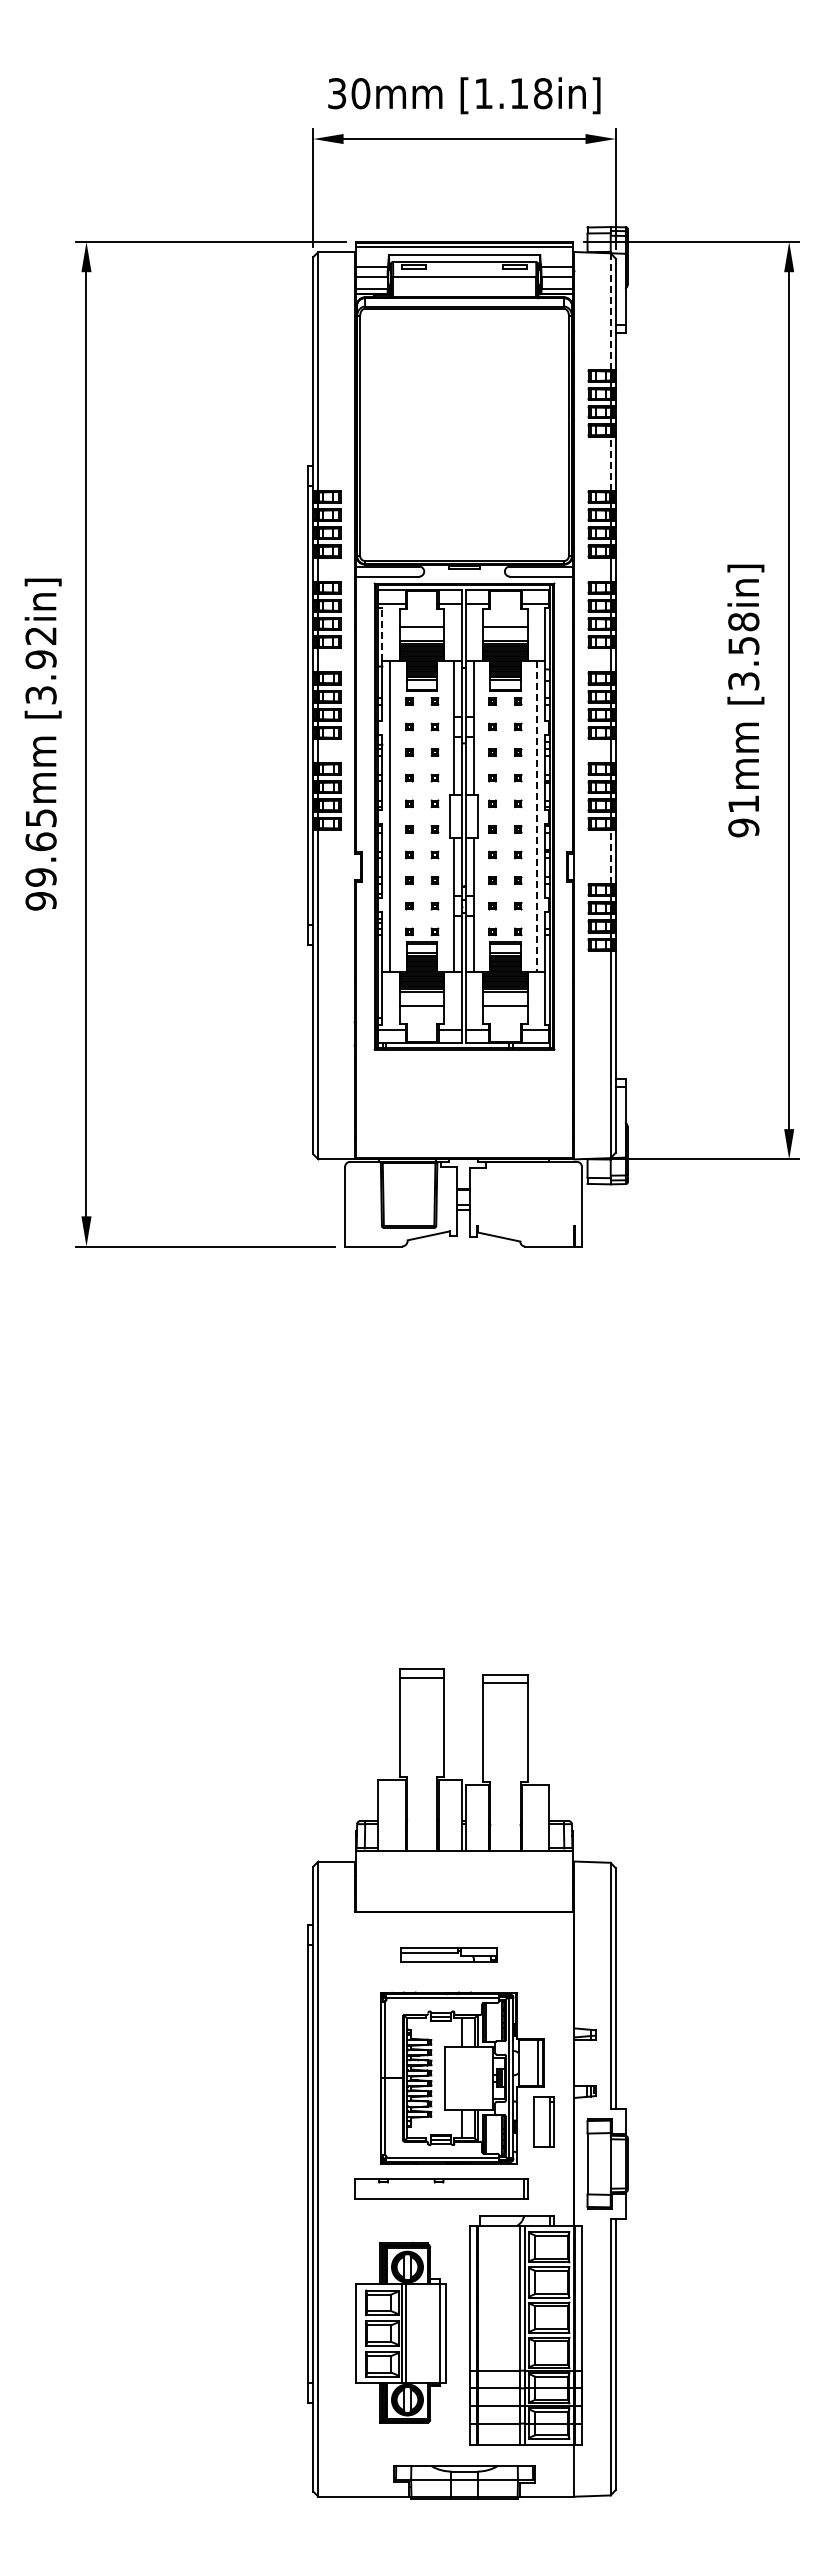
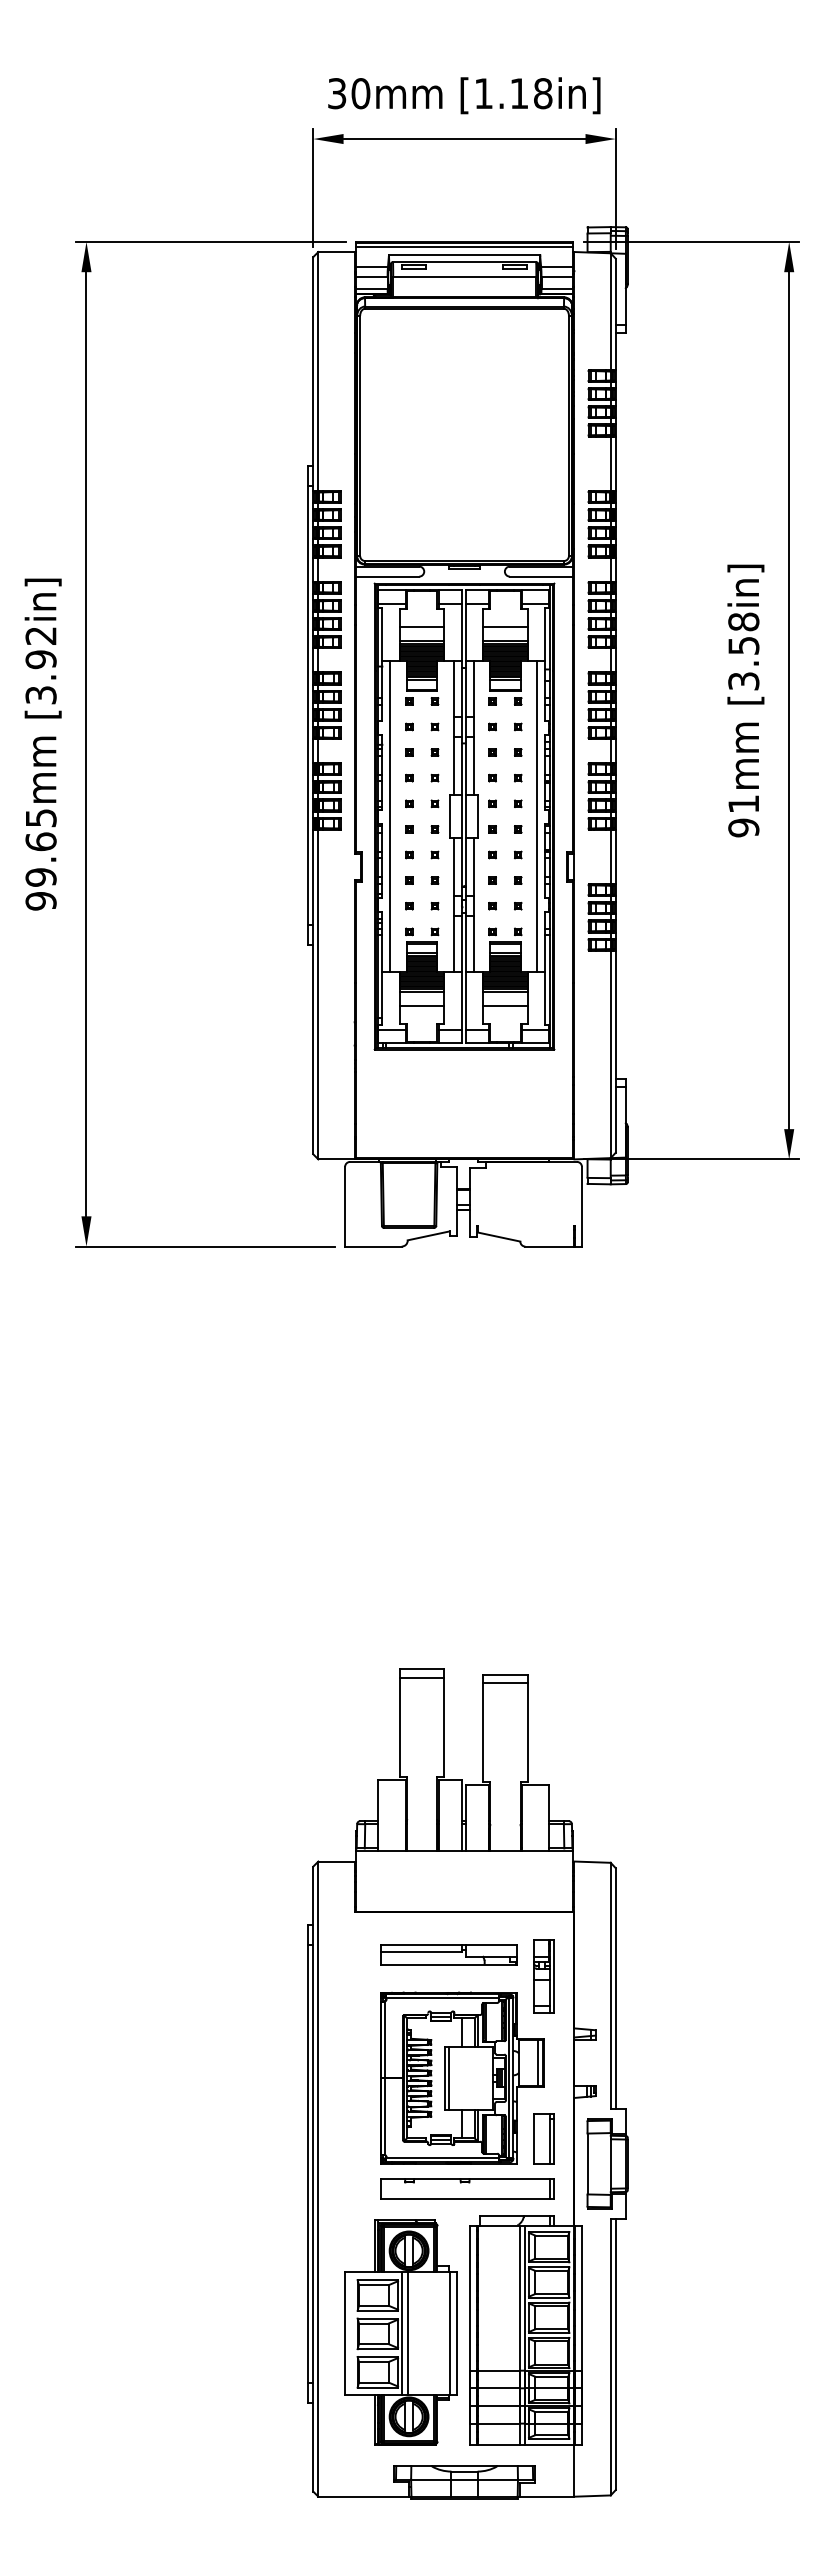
line: dashed -> solid (610, 311)
line: dashed -> solid (610, 463)
line: dashed -> solid (382, 634)
line: dashed -> solid (537, 816)
line: dashed -> solid (610, 856)
part size: 98x16 px -> 138x22 px (448, 1954)
part: none -> present (543, 1976)
line: none -> present (448, 2078)
part position: (543, 2121) -> (543, 2138) (543, 2138)
part position: (441, 2188) -> (467, 2188) (467, 2188)
part size: 92x183 px -> 114x227 px (400, 2332)
